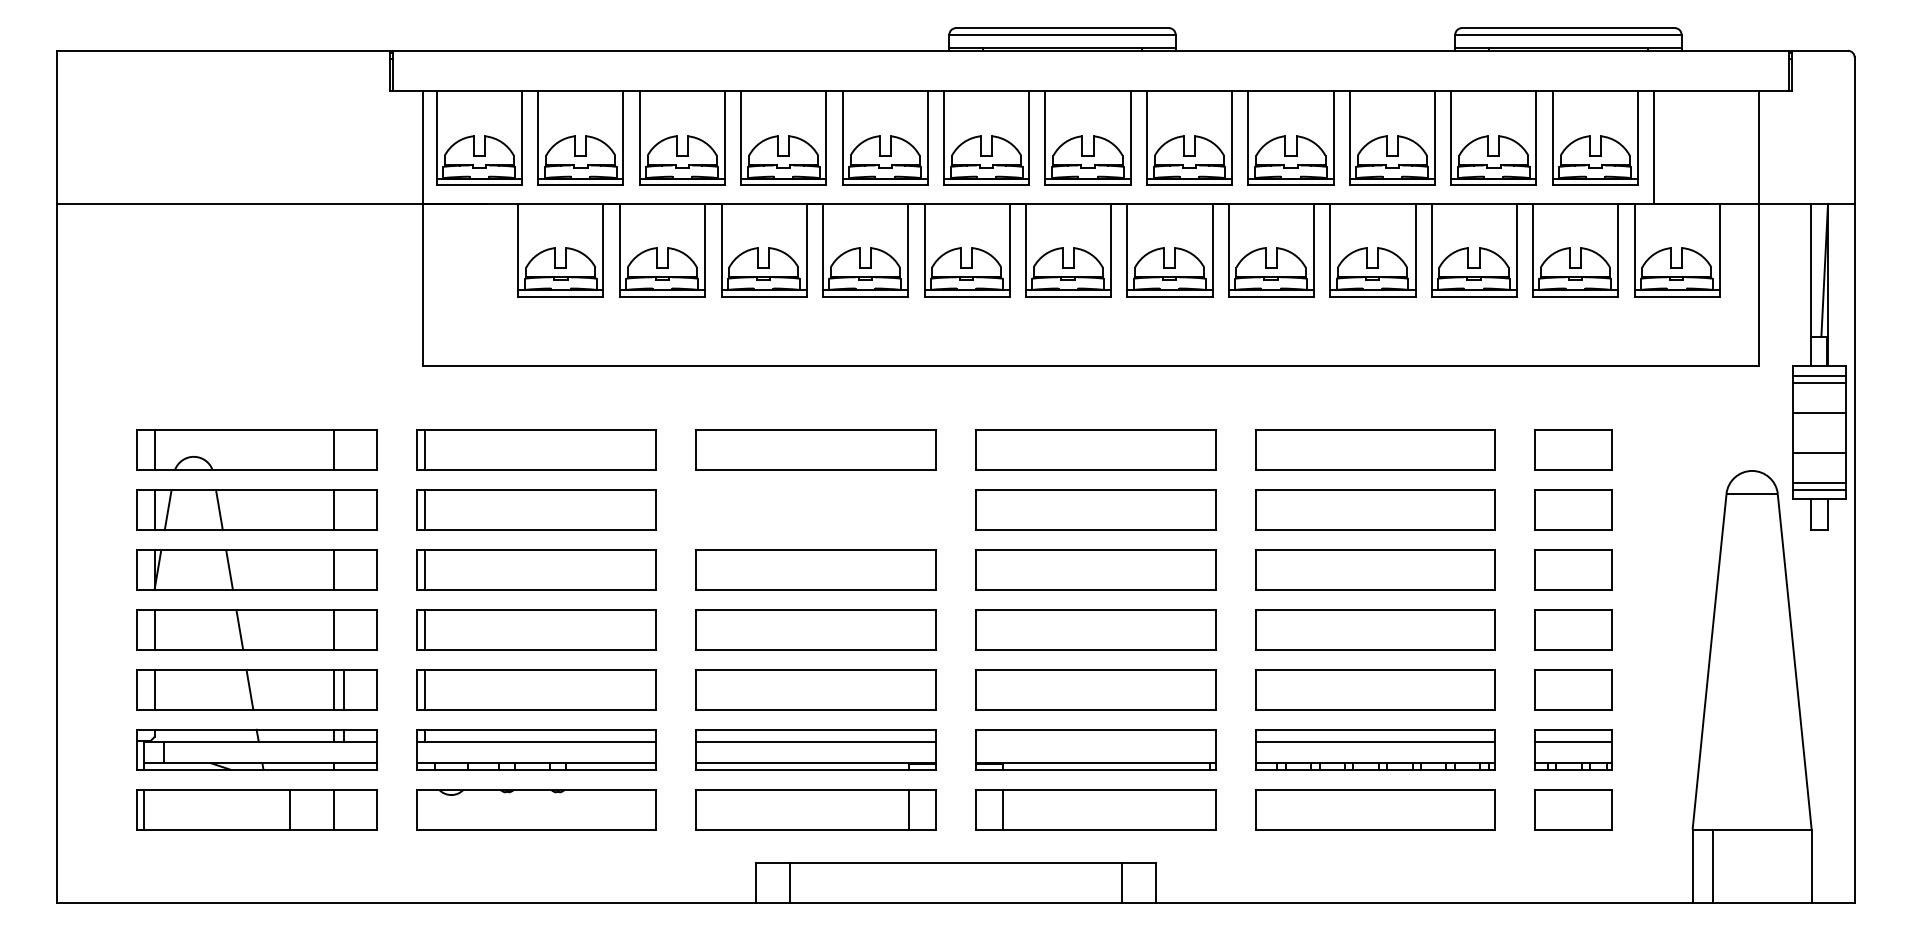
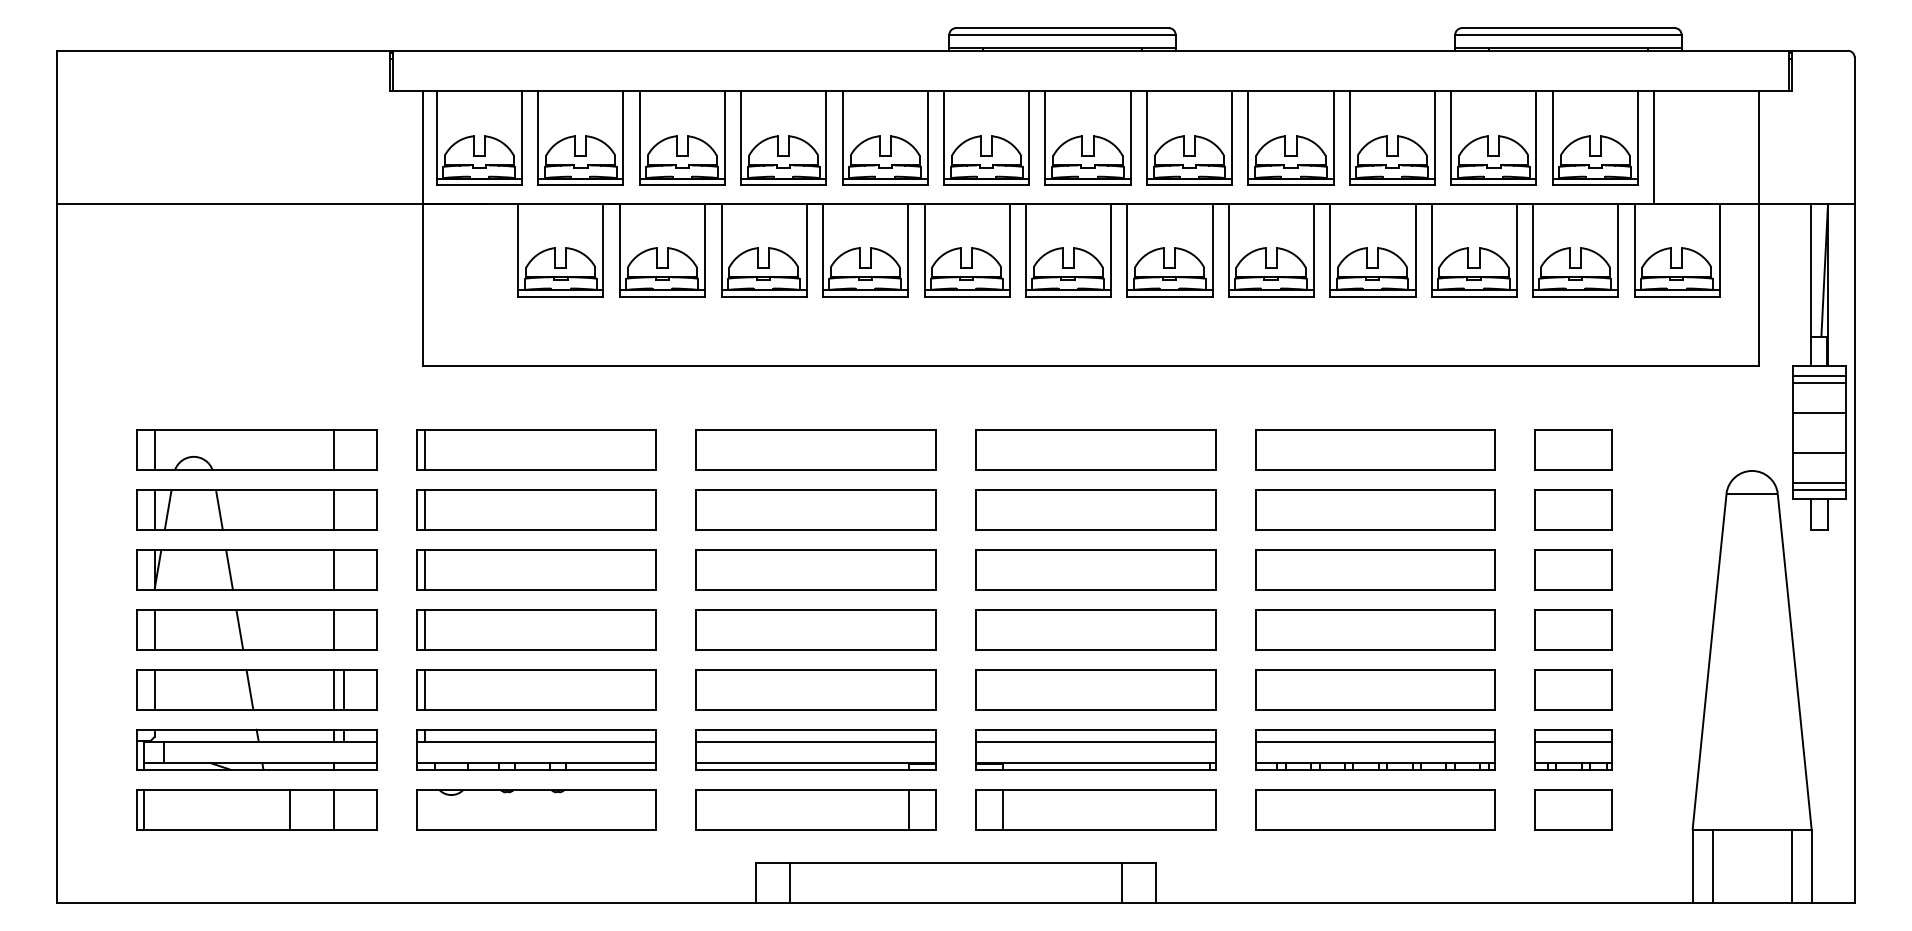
part: none -> present (815, 509)
line: none -> present (1095, 741)
line: none -> present (1791, 865)
